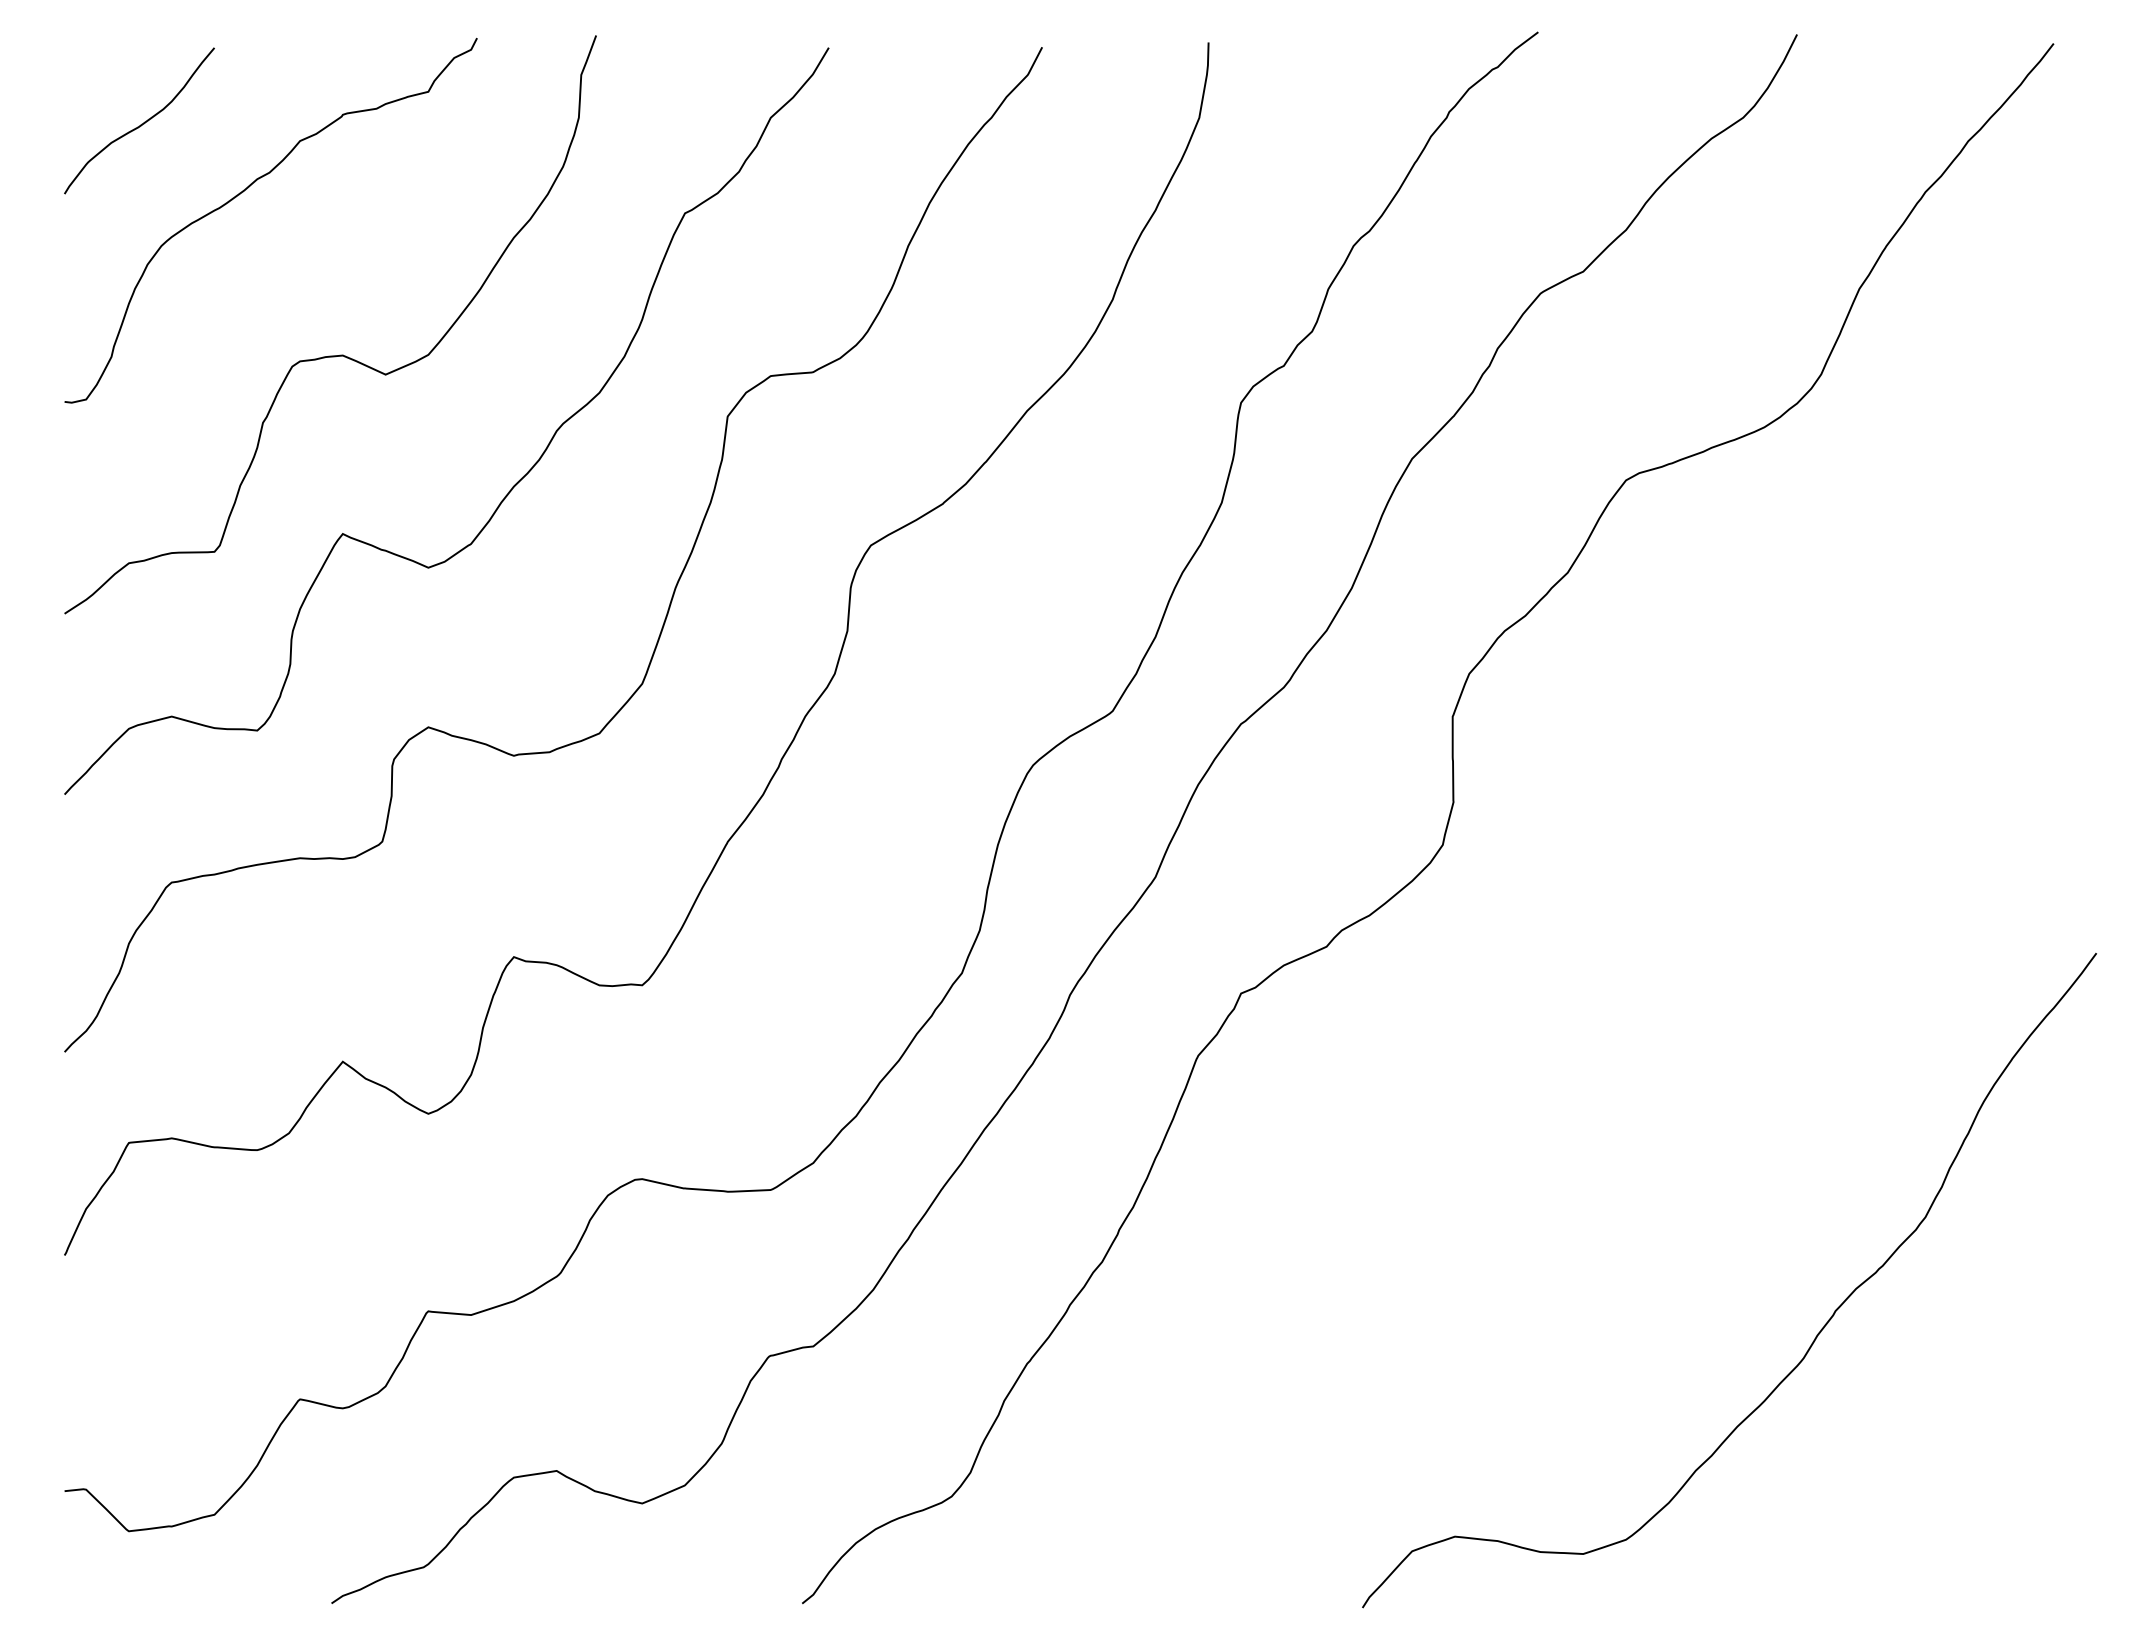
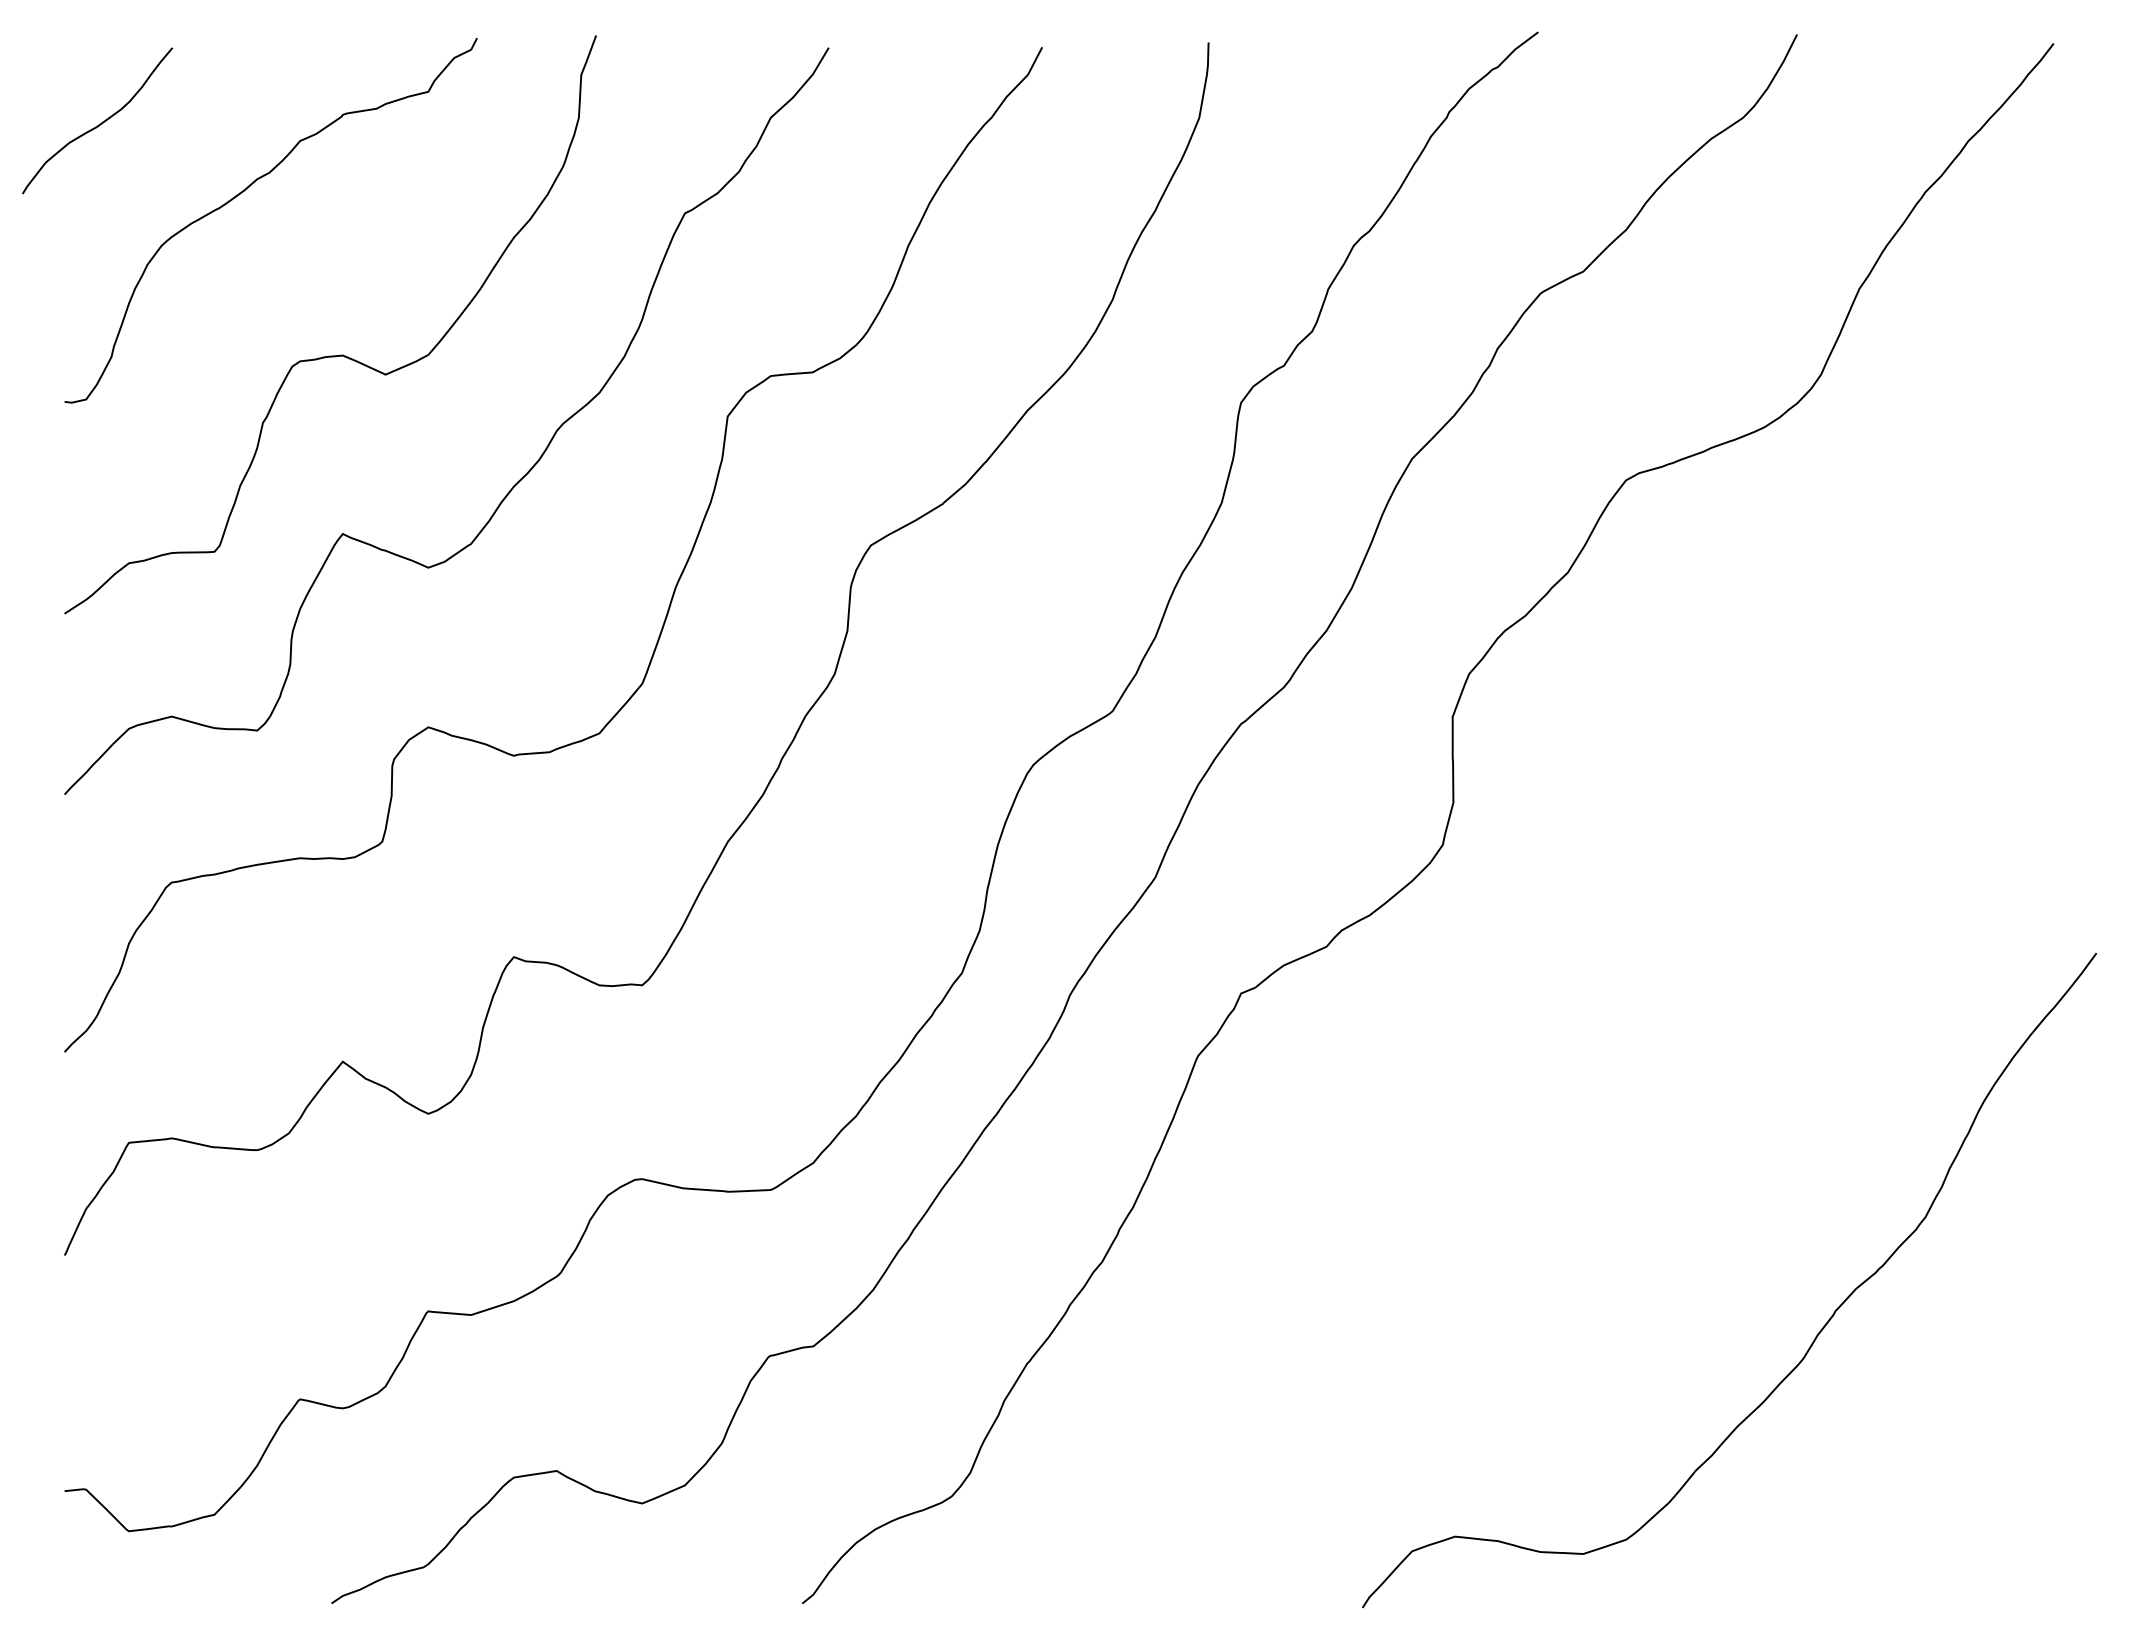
curve position: (140, 124) -> (98, 124) (98, 124)
